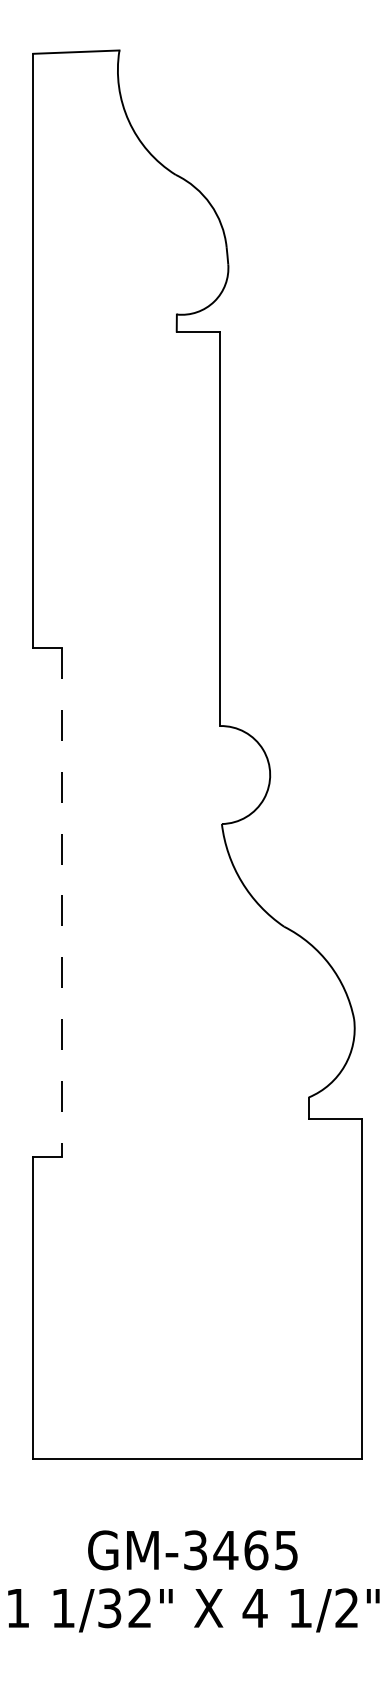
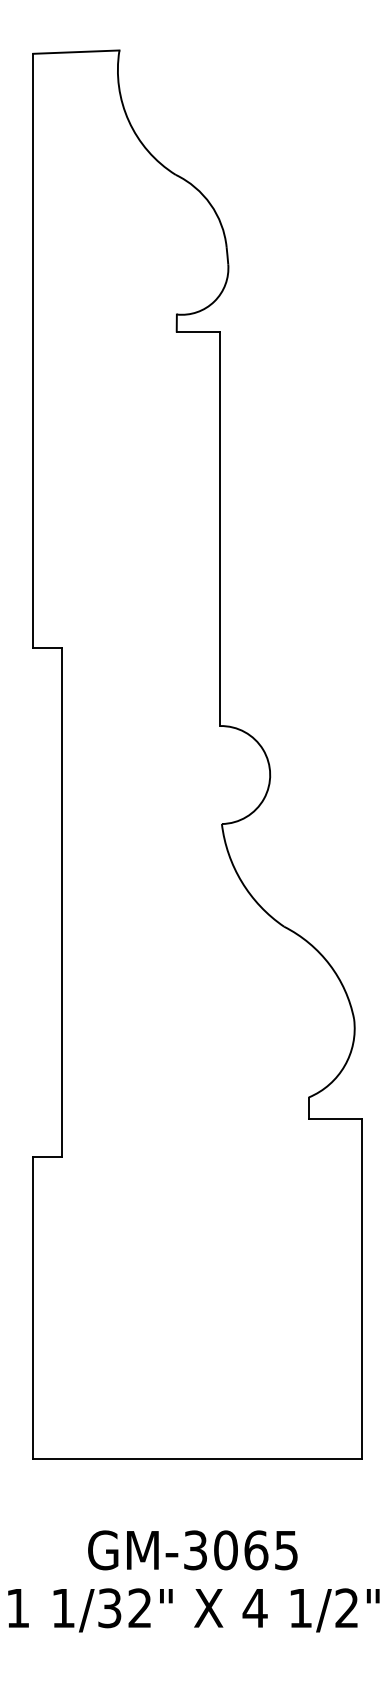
line: dashed -> solid (62, 903)
text: GM-3465 -> GM-3065 (225, 1550)
